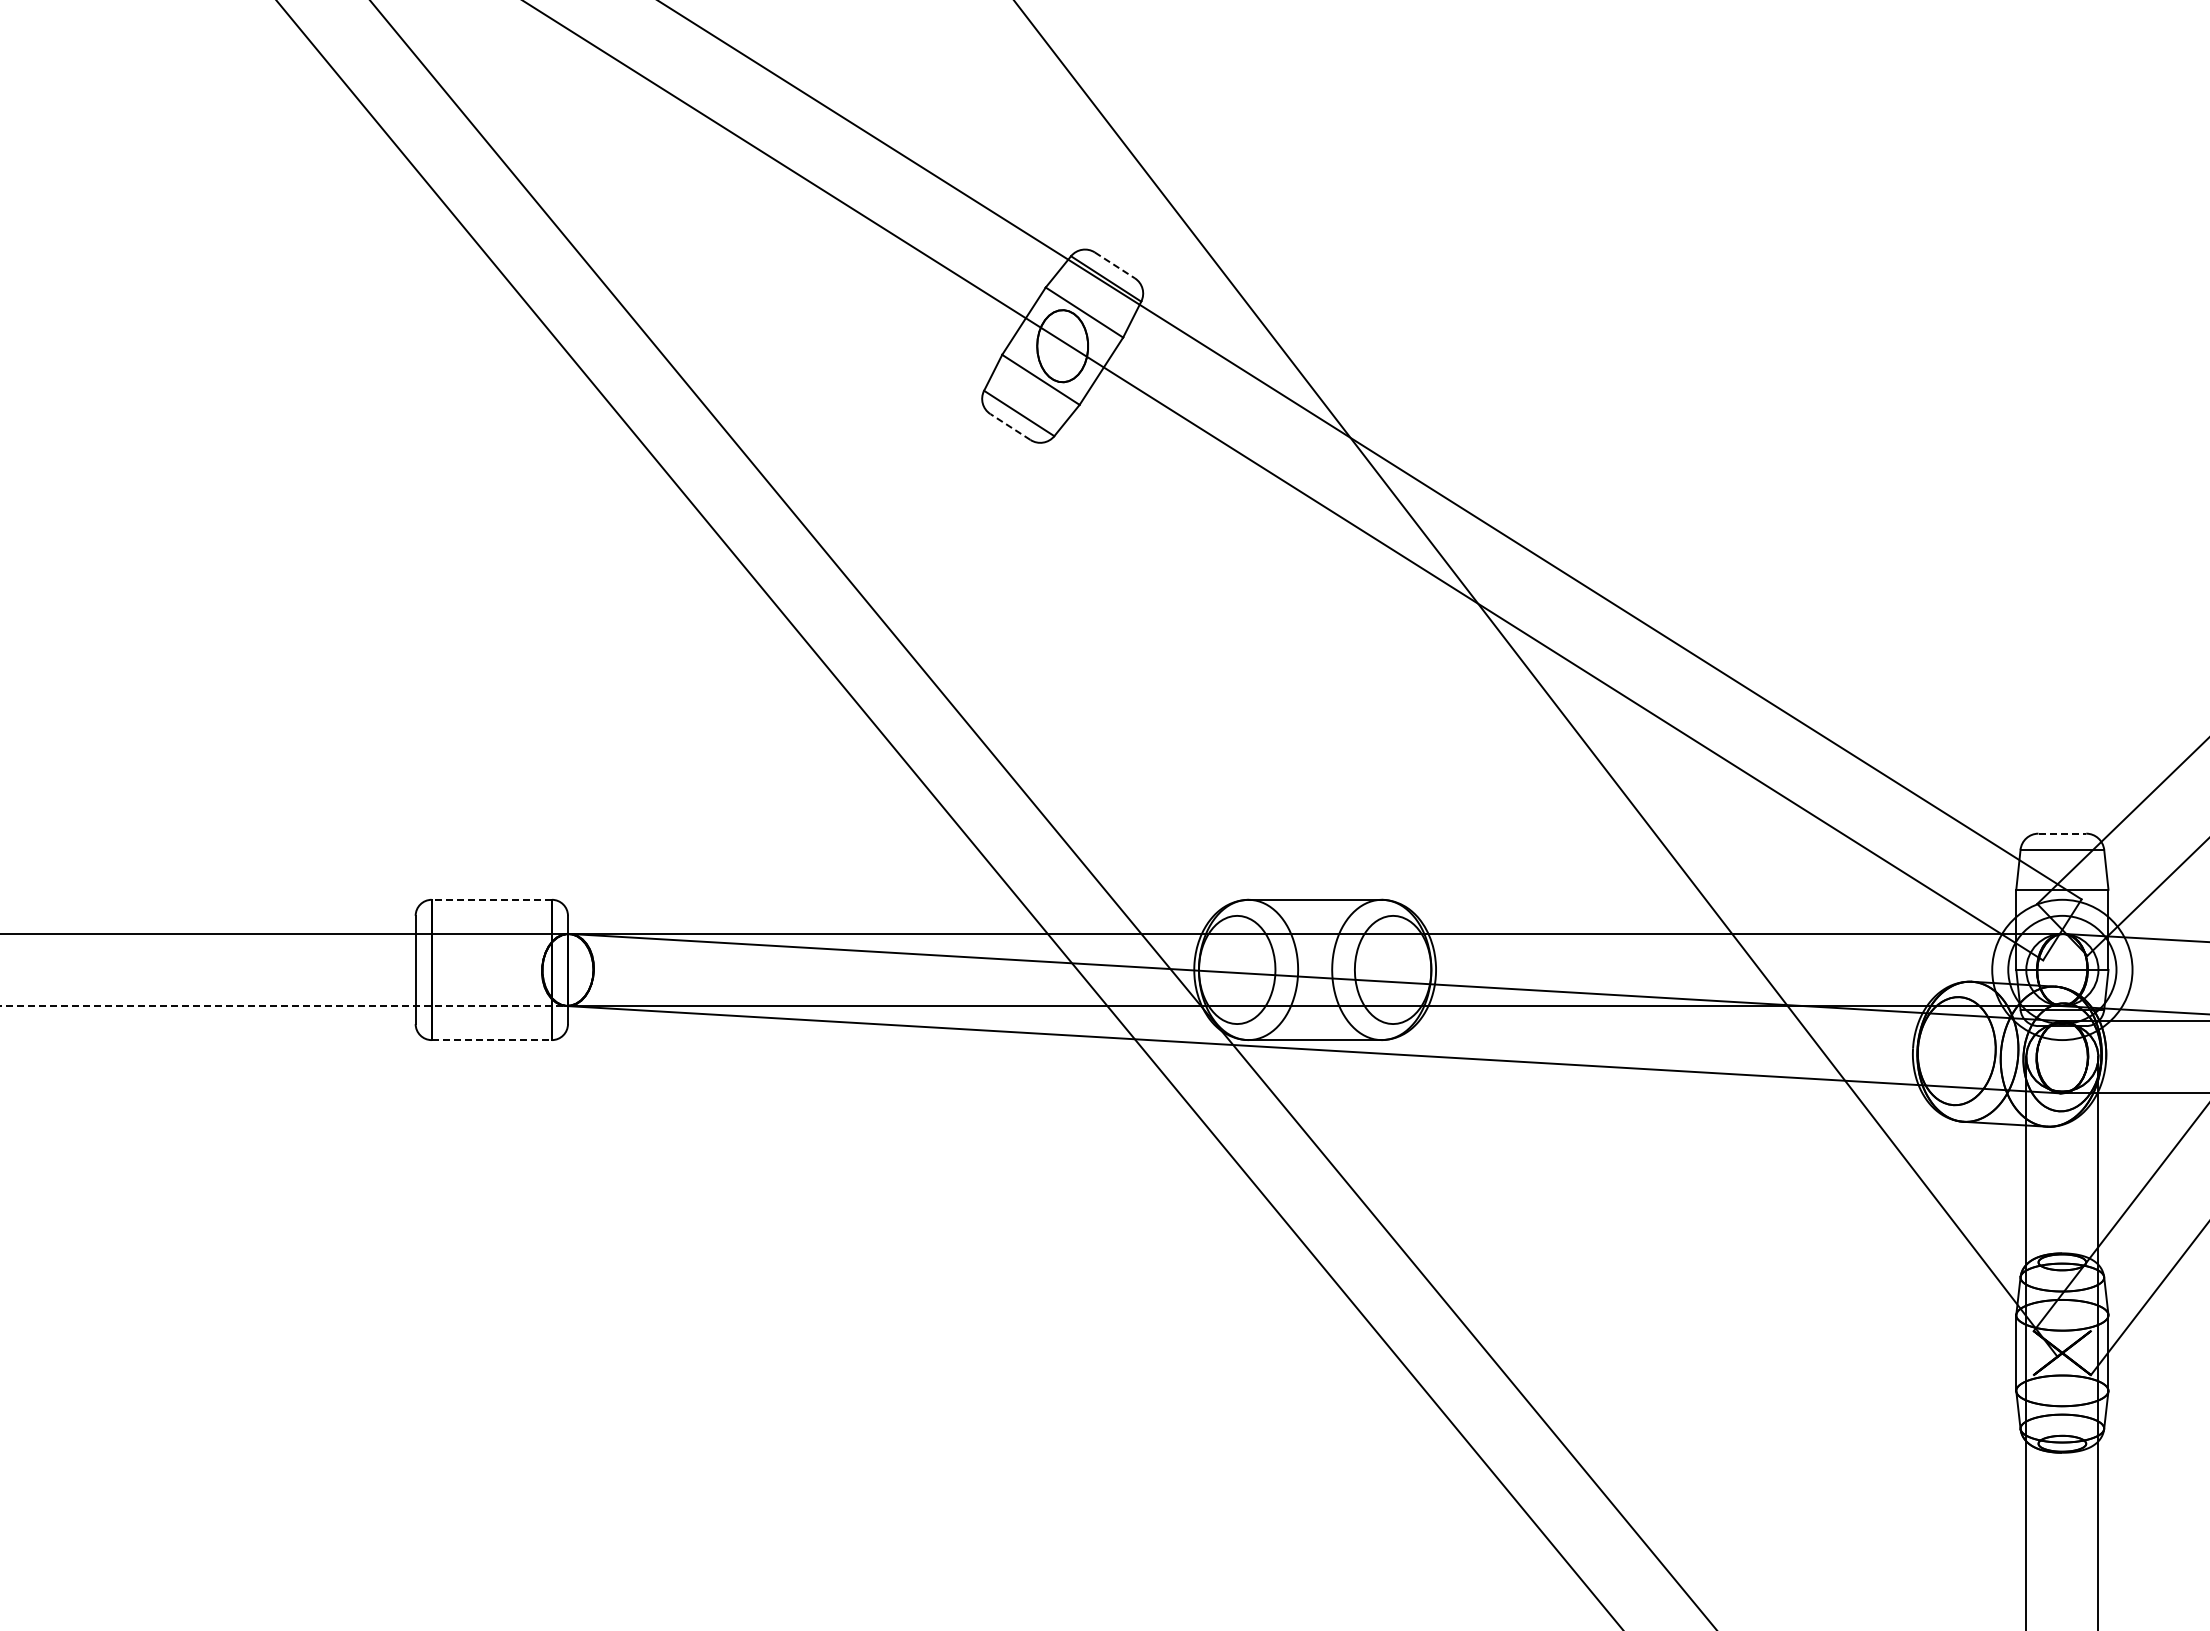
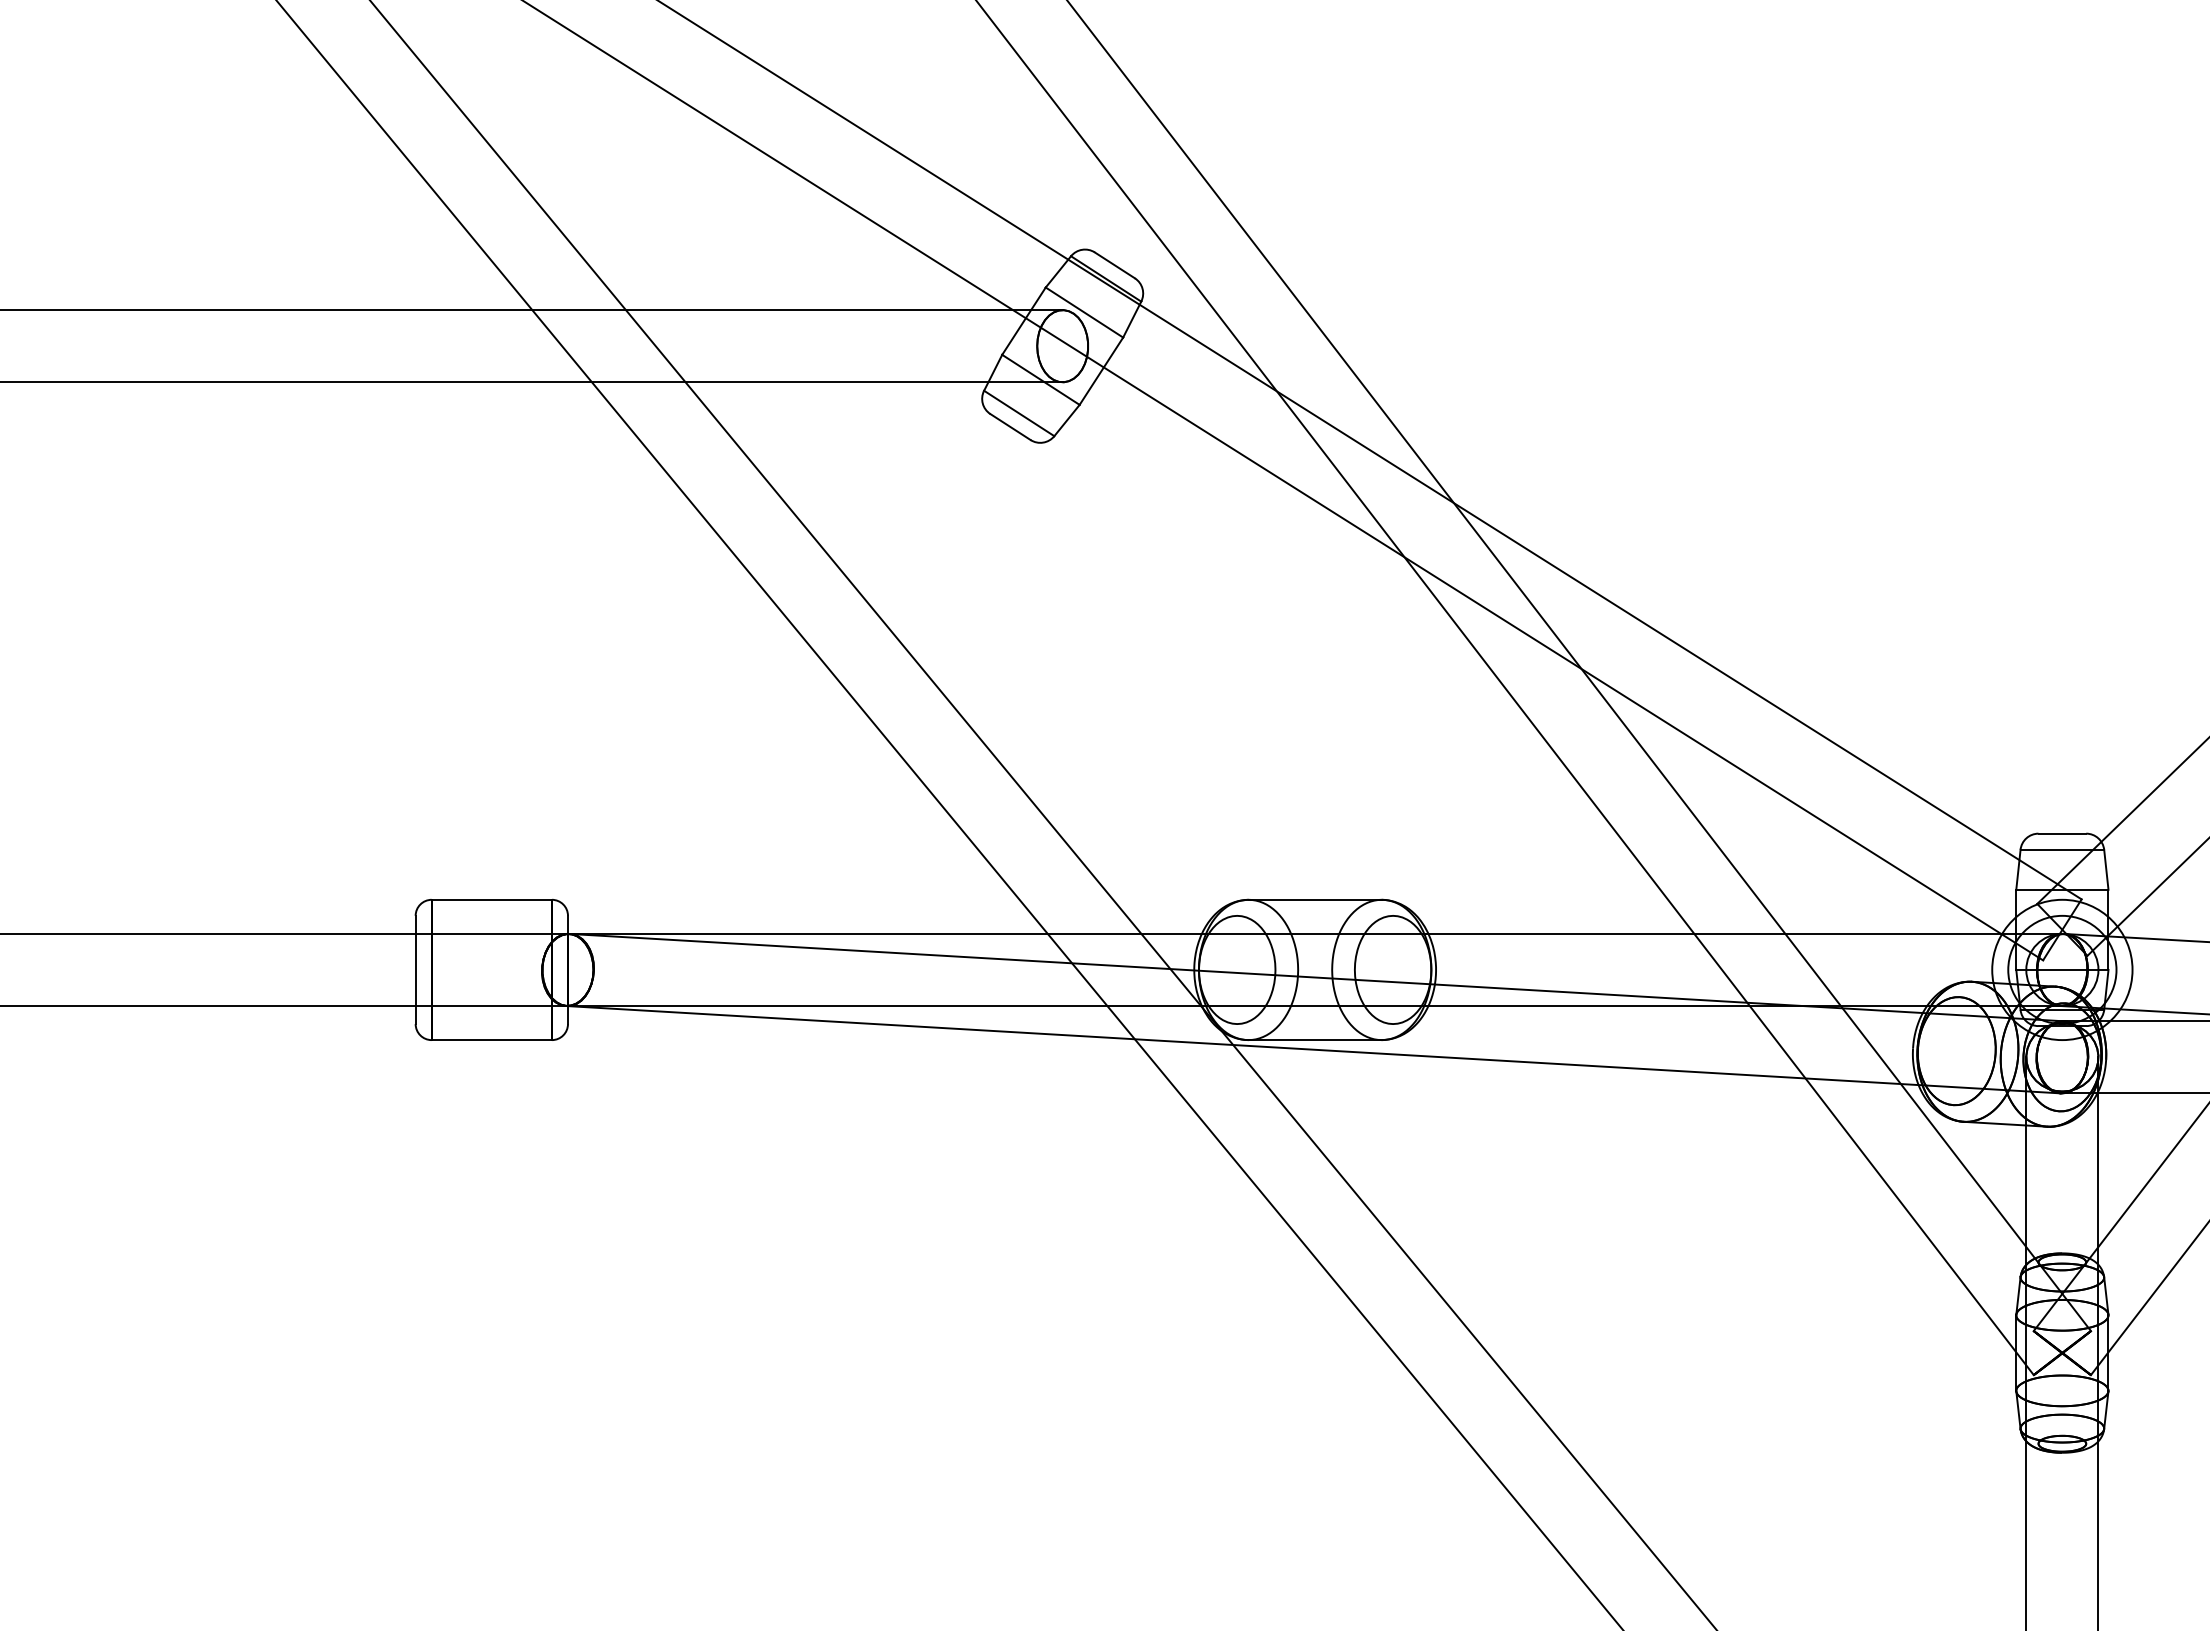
line: dashed -> solid (1114, 265)
line: none -> present (532, 310)
line: none -> present (532, 382)
line: dashed -> solid (1010, 427)
line: none -> present (1579, 666)
line position: (1536, 679) -> (1505, 688) (1505, 688)
line: dashed -> solid (2062, 833)
line: dashed -> solid (491, 899)
line: dashed -> solid (284, 1006)
line: dashed -> solid (492, 1040)
